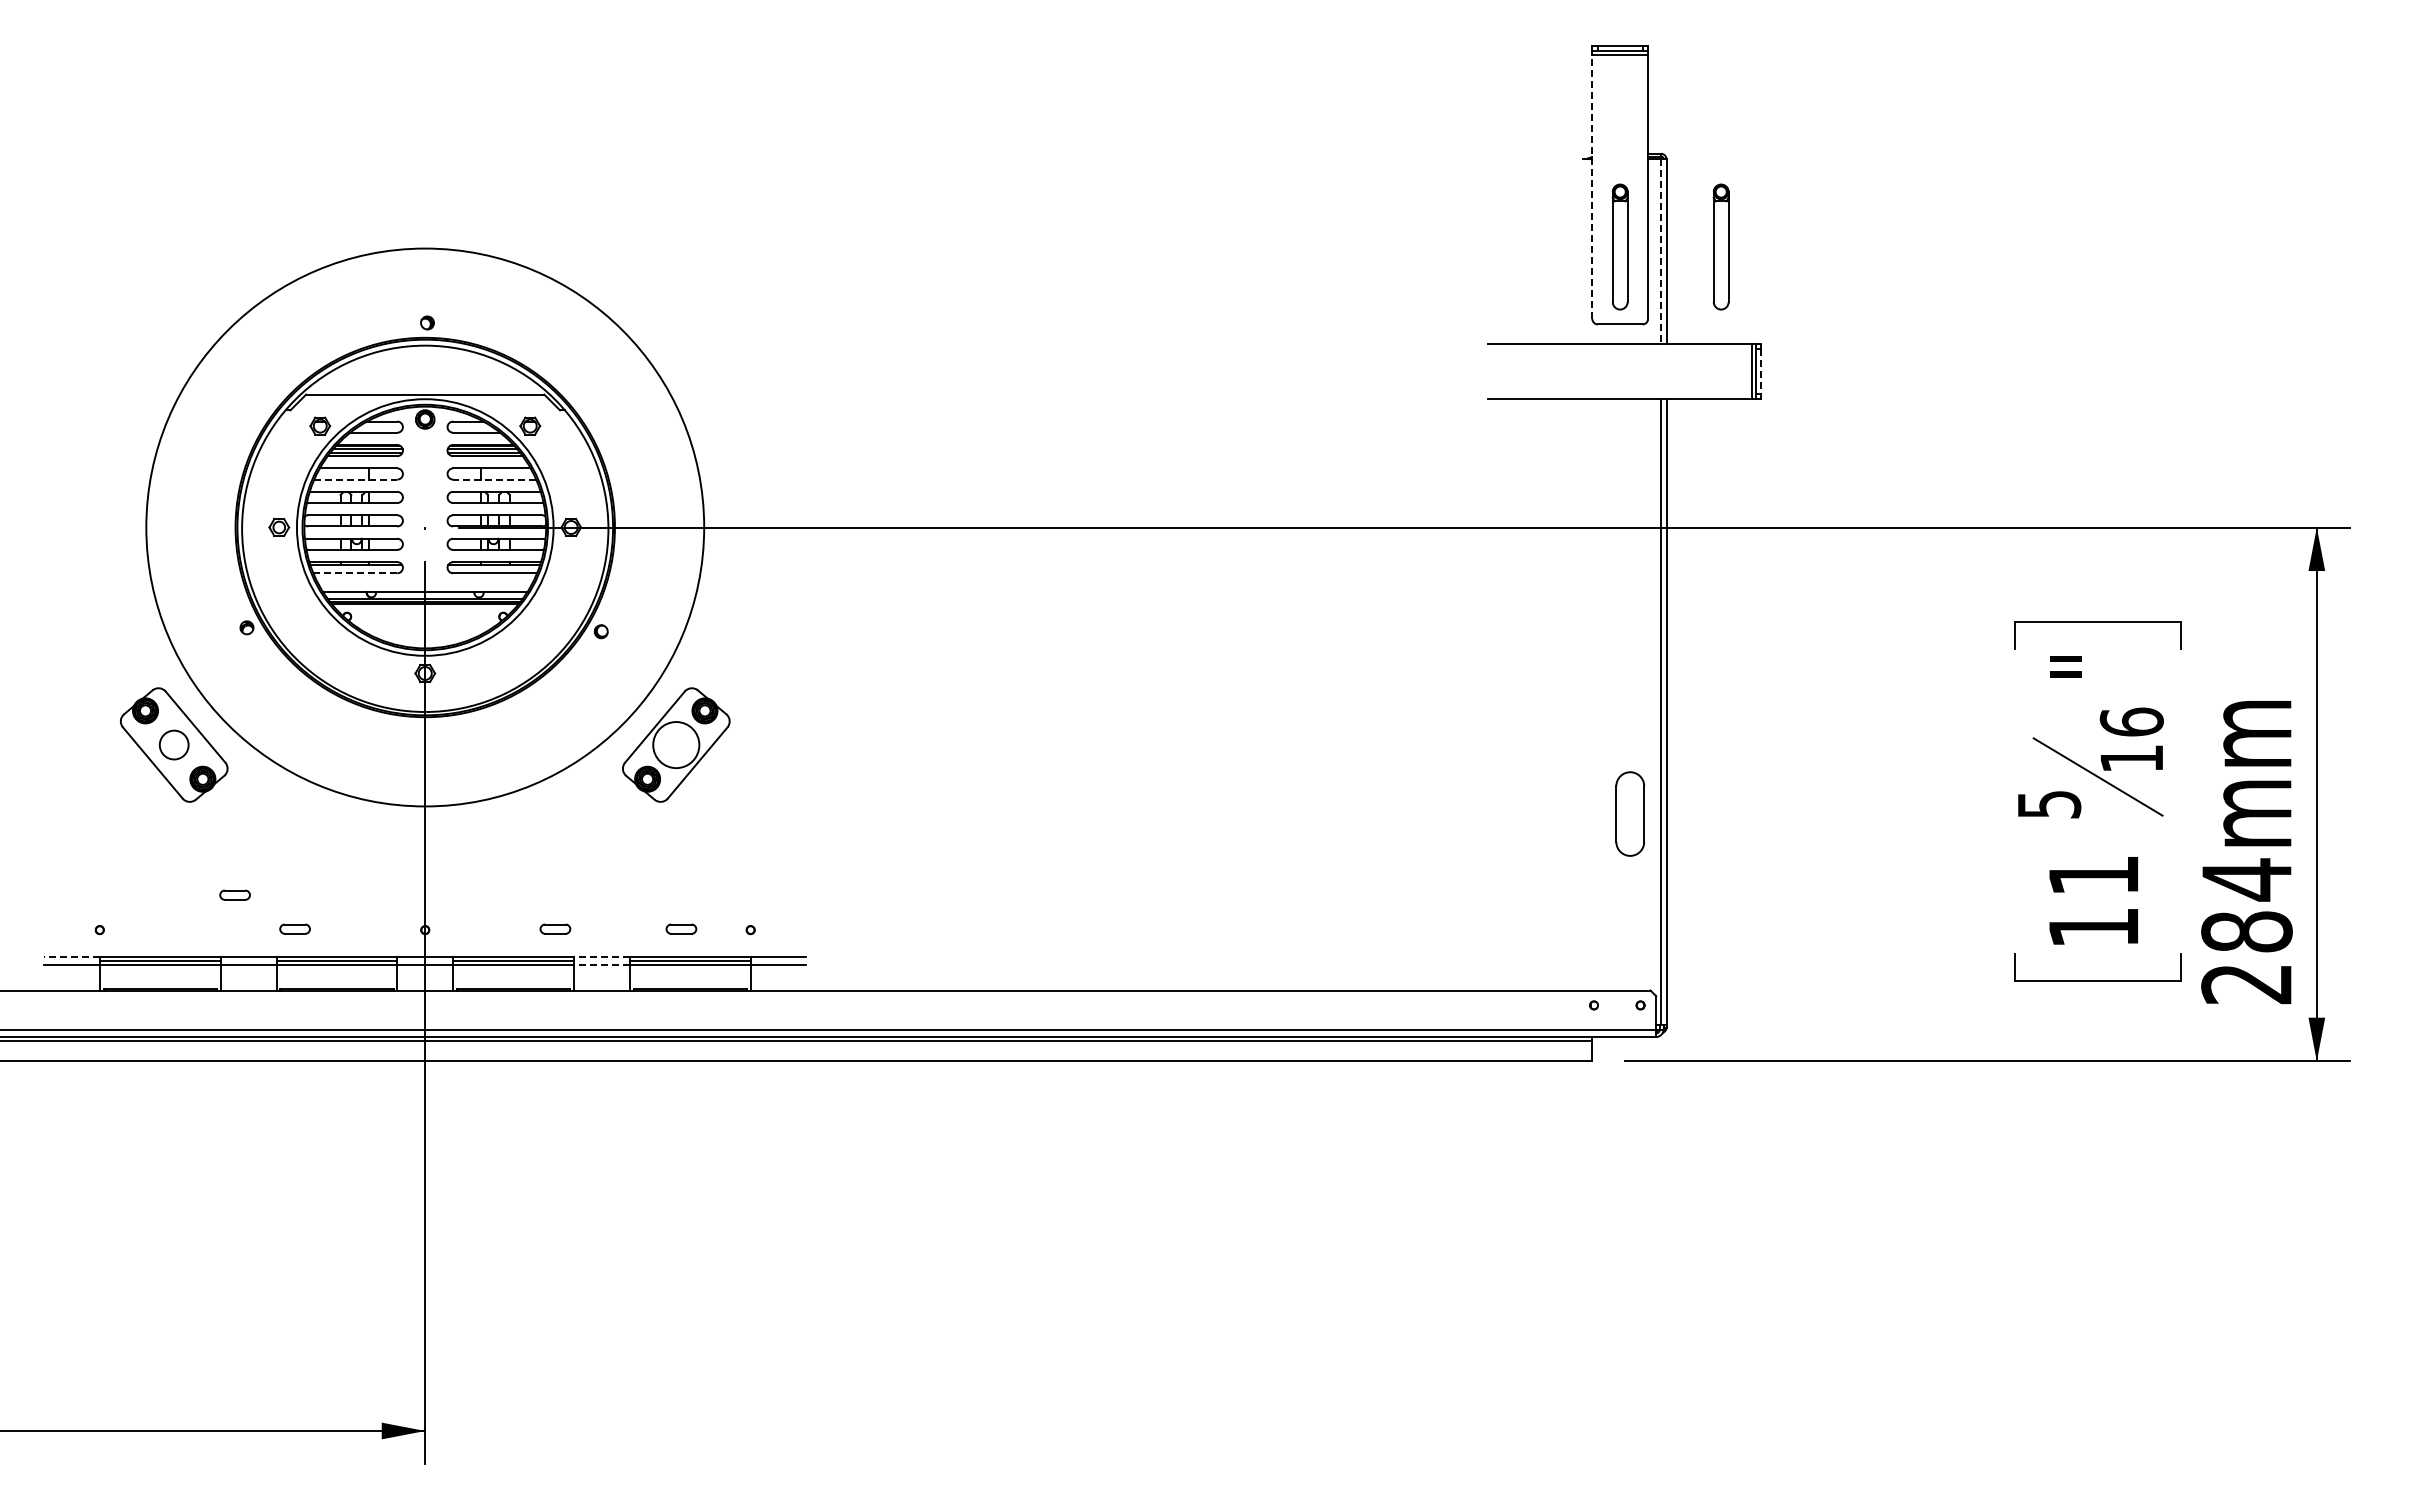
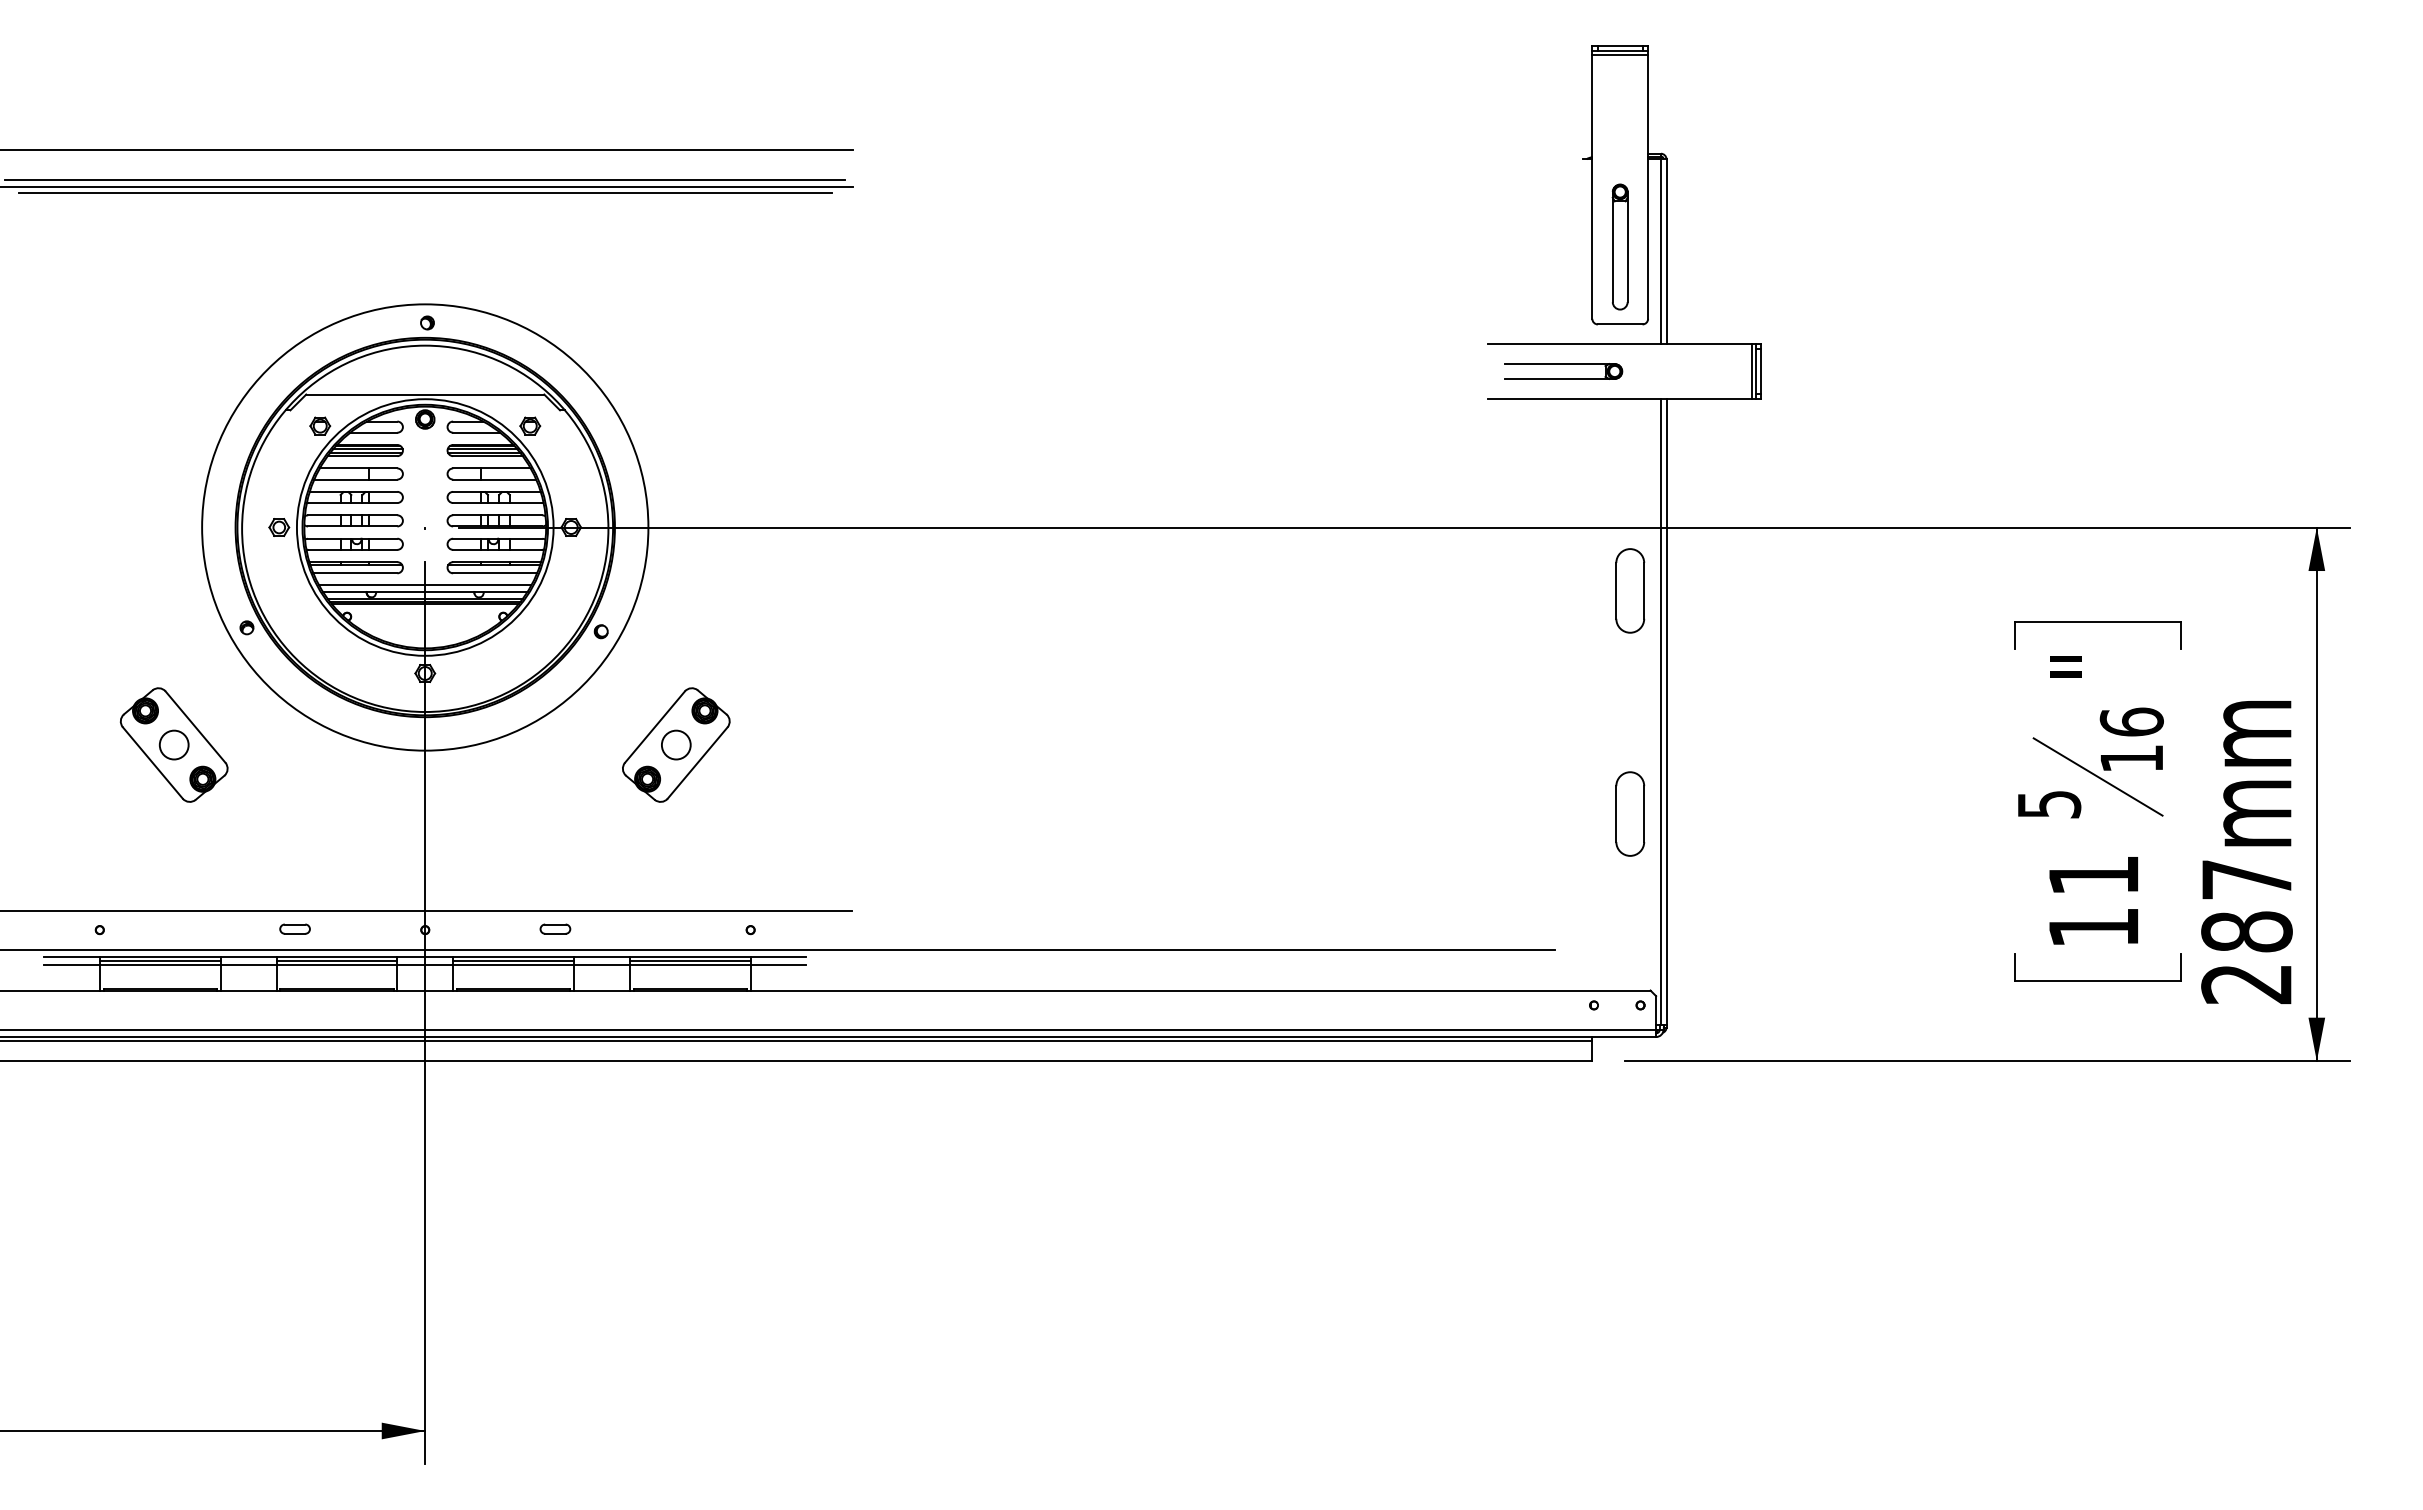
line: none -> present (427, 150)
line: none -> present (425, 179)
line: dashed -> solid (1592, 186)
line: none -> present (427, 187)
line: none -> present (424, 192)
part: present -> none (1720, 246)
line: dashed -> solid (1660, 251)
part: none -> present (1563, 364)
line: dashed -> solid (1761, 371)
line: dashed -> solid (355, 479)
line: dashed -> solid (494, 479)
circle diameter: 558 px -> 446 px (425, 527)
line: dashed -> solid (355, 573)
line: none -> present (425, 585)
part: none -> present (1630, 590)
circle diameter: 46 px -> 29 px (675, 744)
text: 284mm -> 287mm (2246, 879)
part: present -> none (234, 894)
line: none -> present (426, 910)
part: present -> none (681, 928)
line: none -> present (778, 949)
line: dashed -> solid (71, 957)
line: dashed -> solid (601, 957)
line: dashed -> solid (601, 964)
